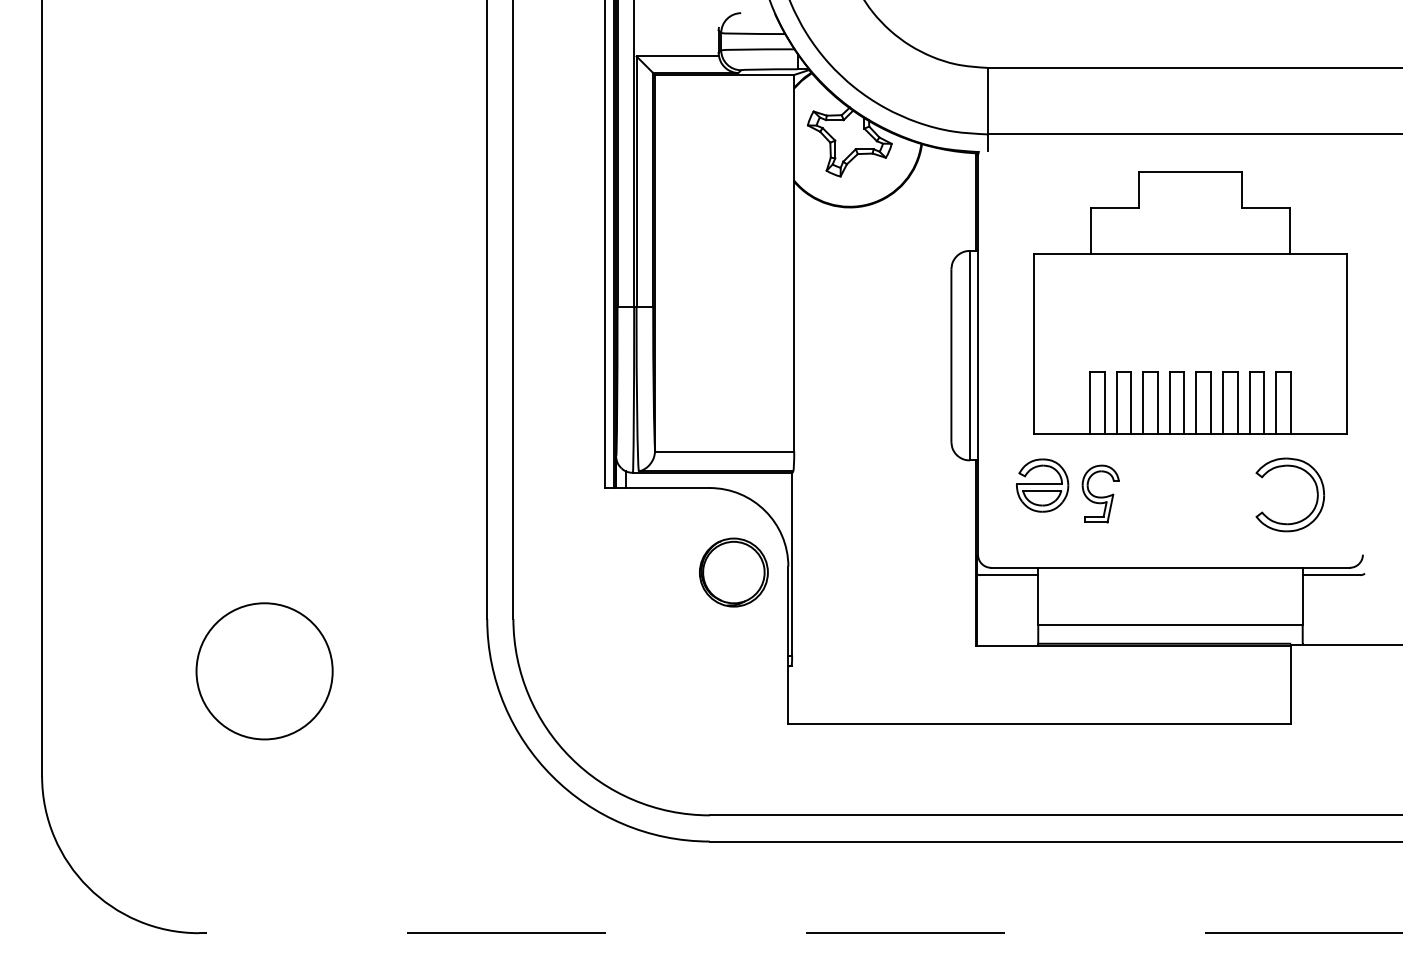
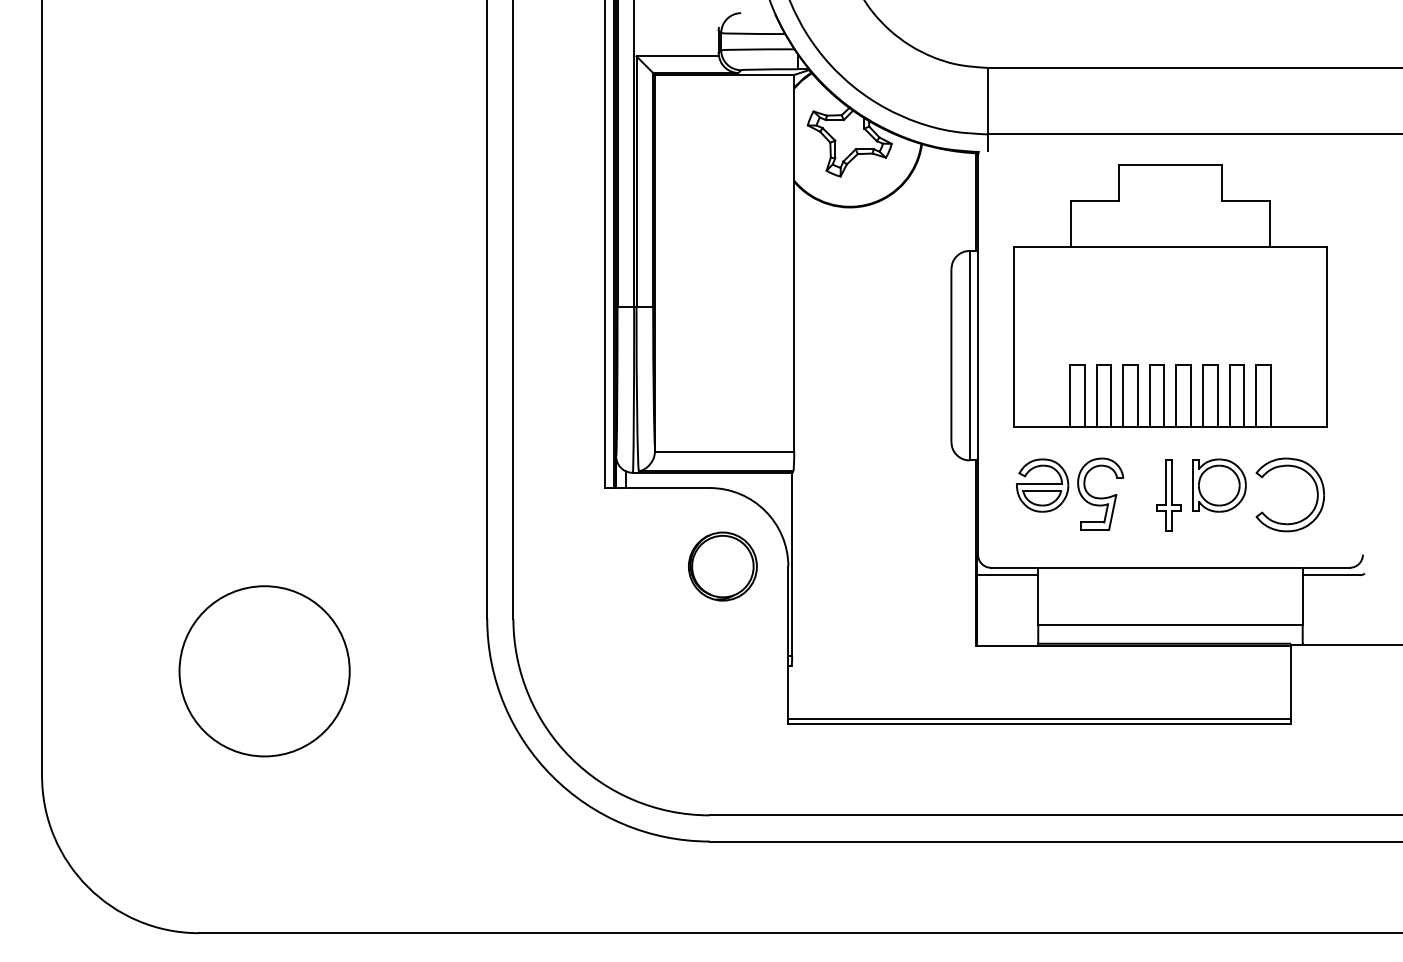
part position: (1190, 302) -> (1170, 295) (1170, 295)
part: none -> present (1219, 485)
part size: 39x60 px -> 48x74 px (1100, 493)
part: none -> present (1168, 495)
part position: (733, 572) -> (722, 566) (722, 566)
circle size: 139x139 px -> 173x173 px (264, 671)
line: none -> present (1039, 719)
line: dashed -> solid (800, 933)
